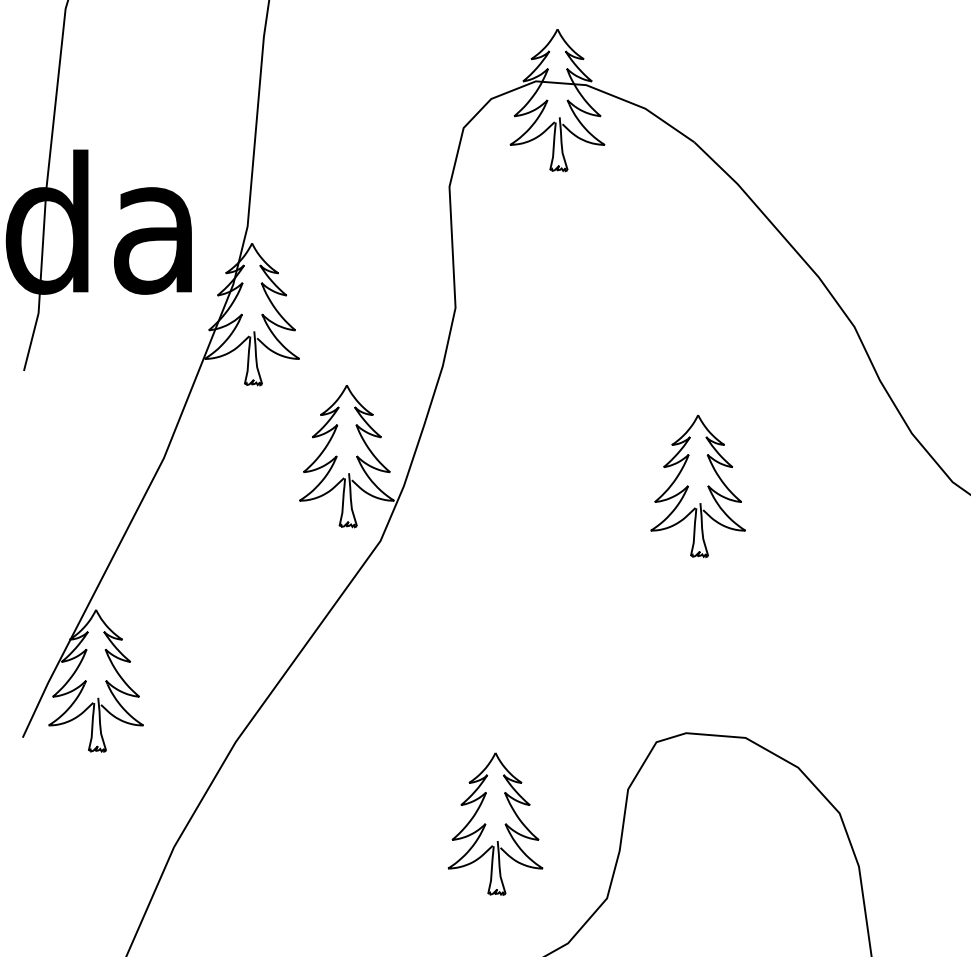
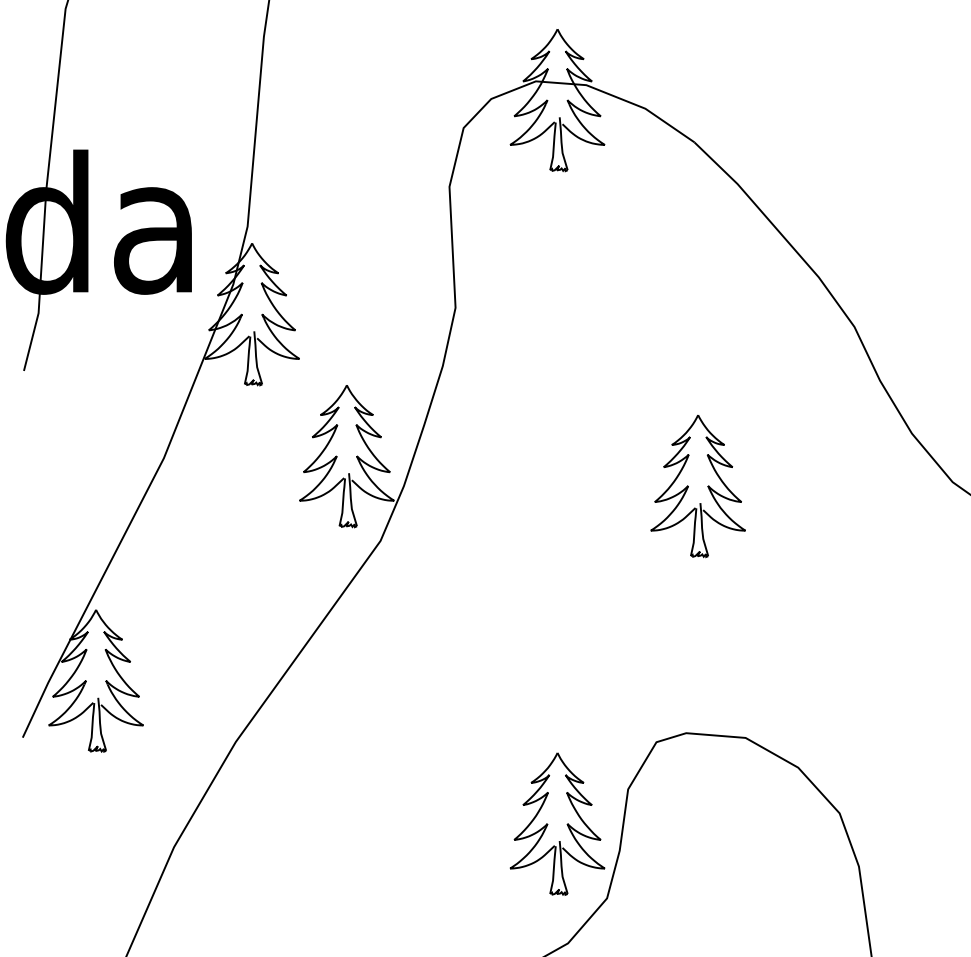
part position: (495, 823) -> (557, 823) (557, 823)
